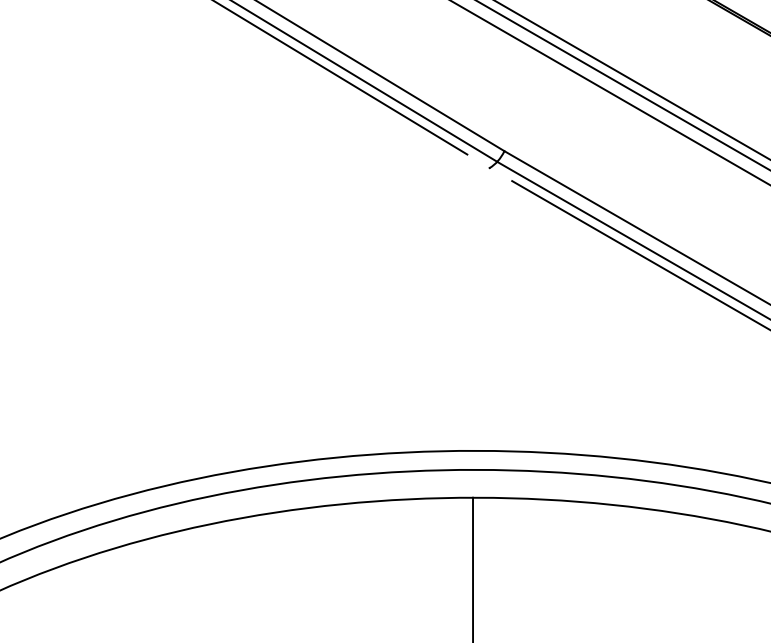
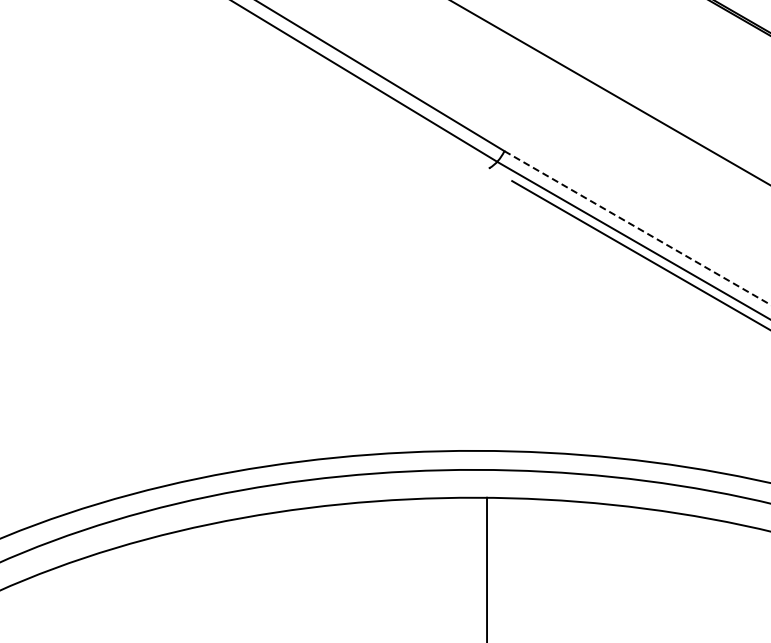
line: present -> none (341, 78)
line: present -> none (632, 80)
line: present -> none (622, 85)
line: solid -> dashed (637, 228)
line position: (473, 568) -> (487, 568) (487, 568)
